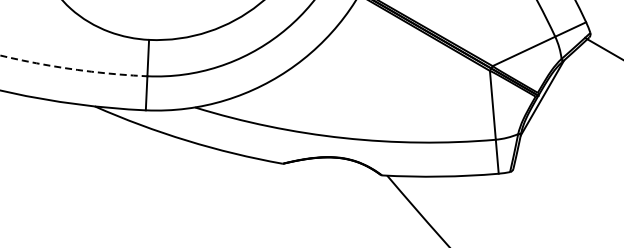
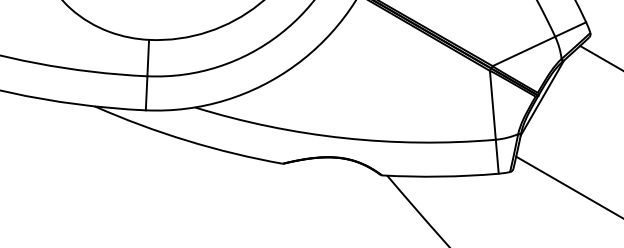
line position: (602, 47) -> (600, 57) (600, 57)
arc: dashed -> solid (73, 69)
line: none -> present (568, 186)
